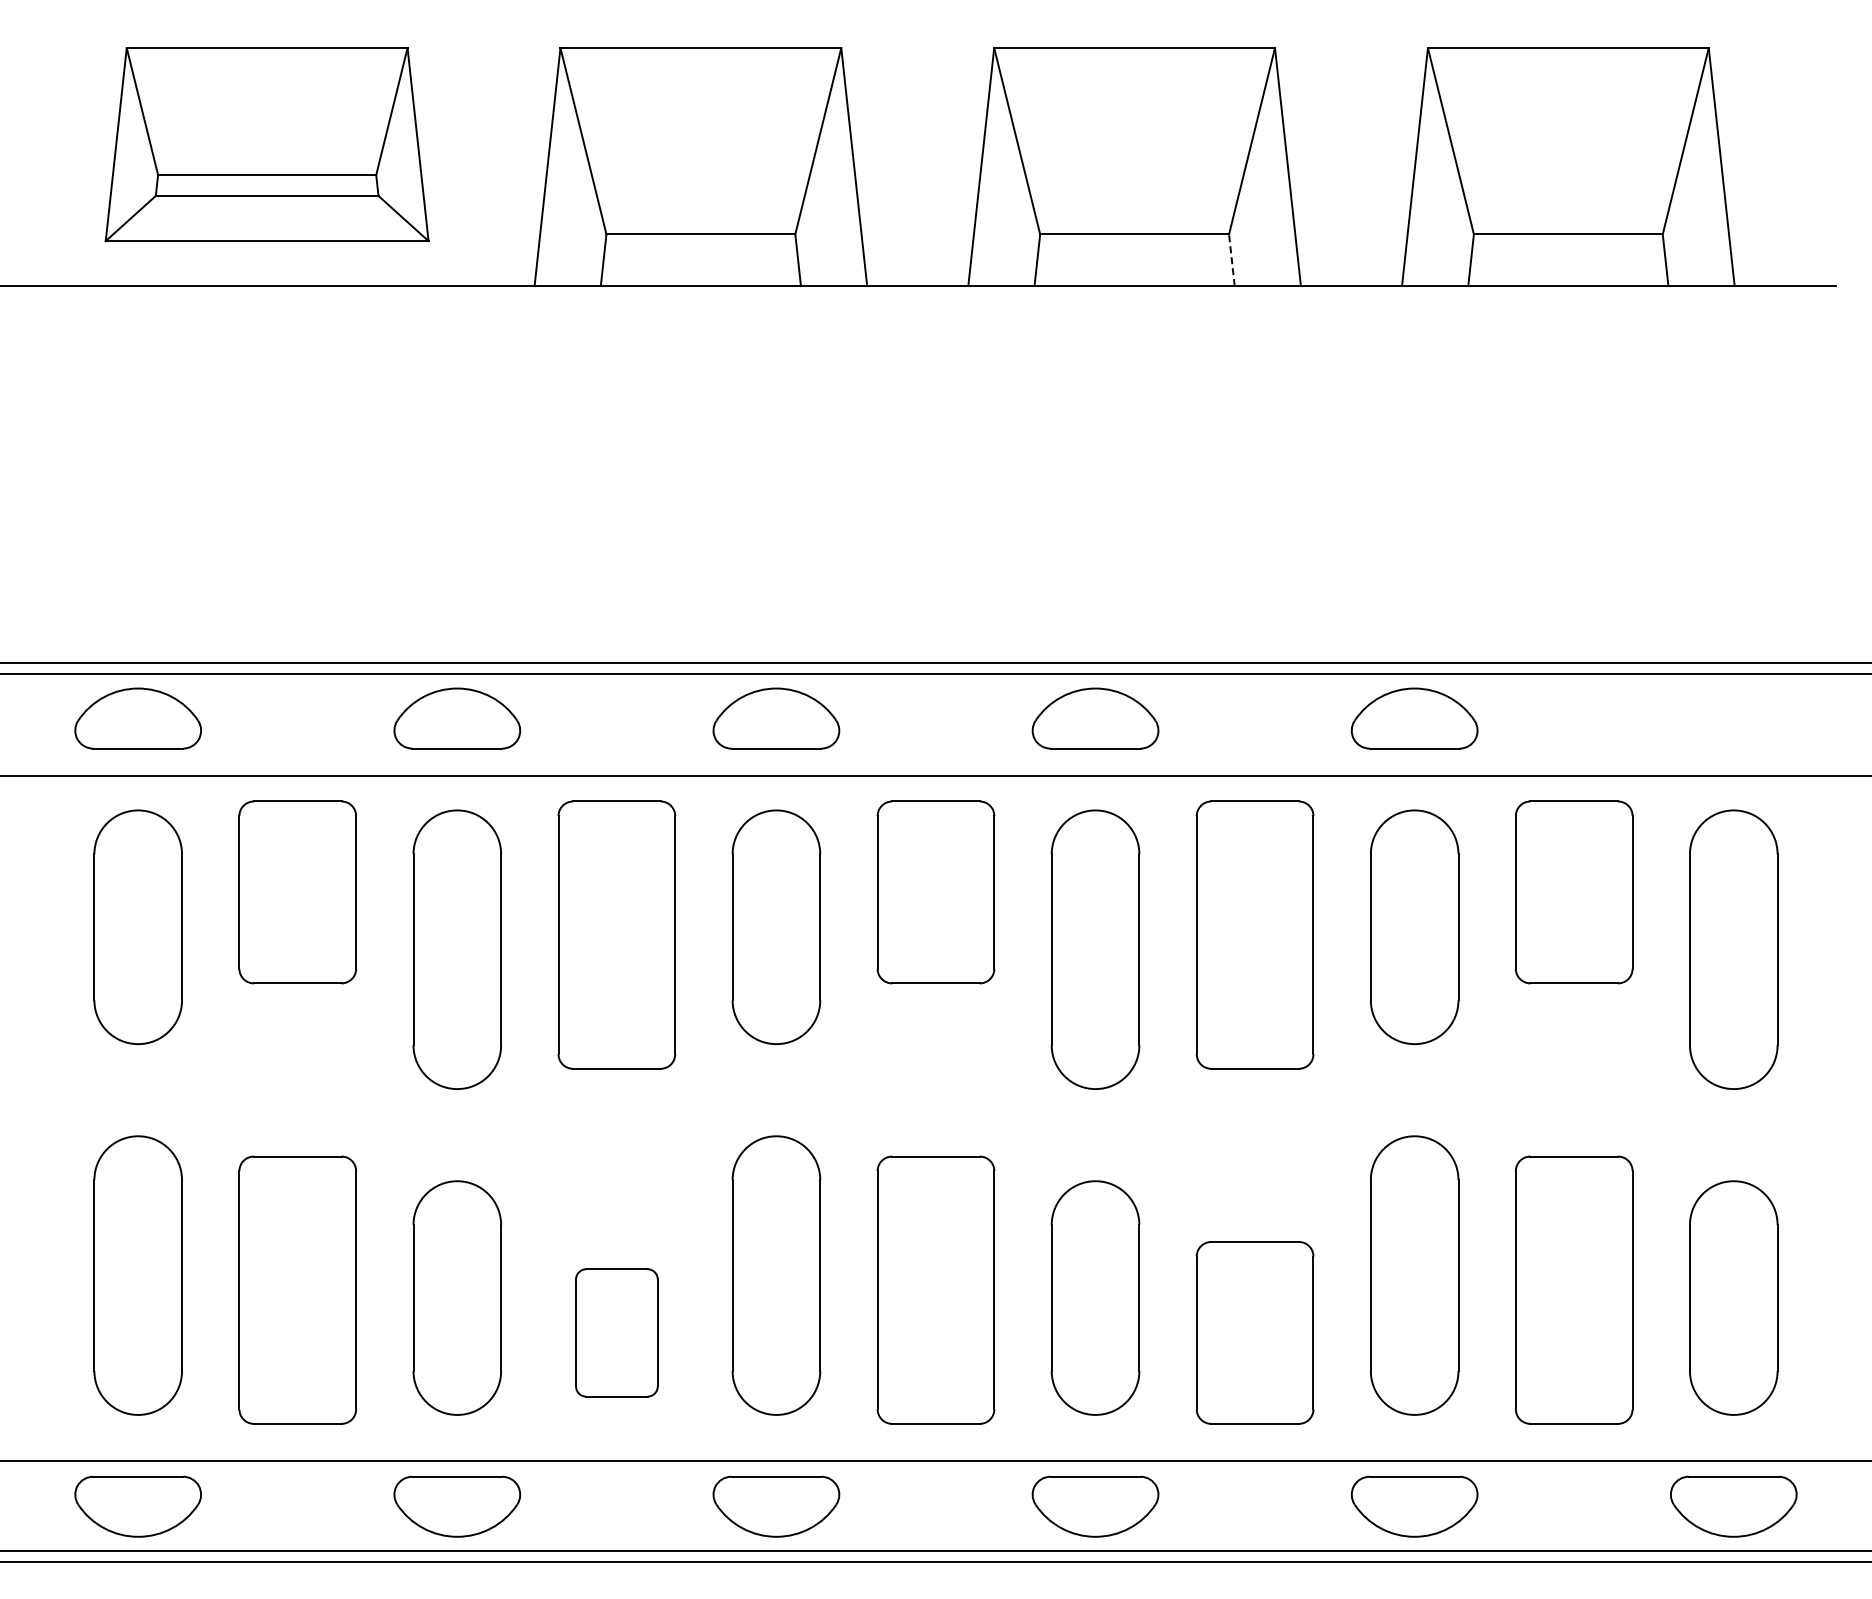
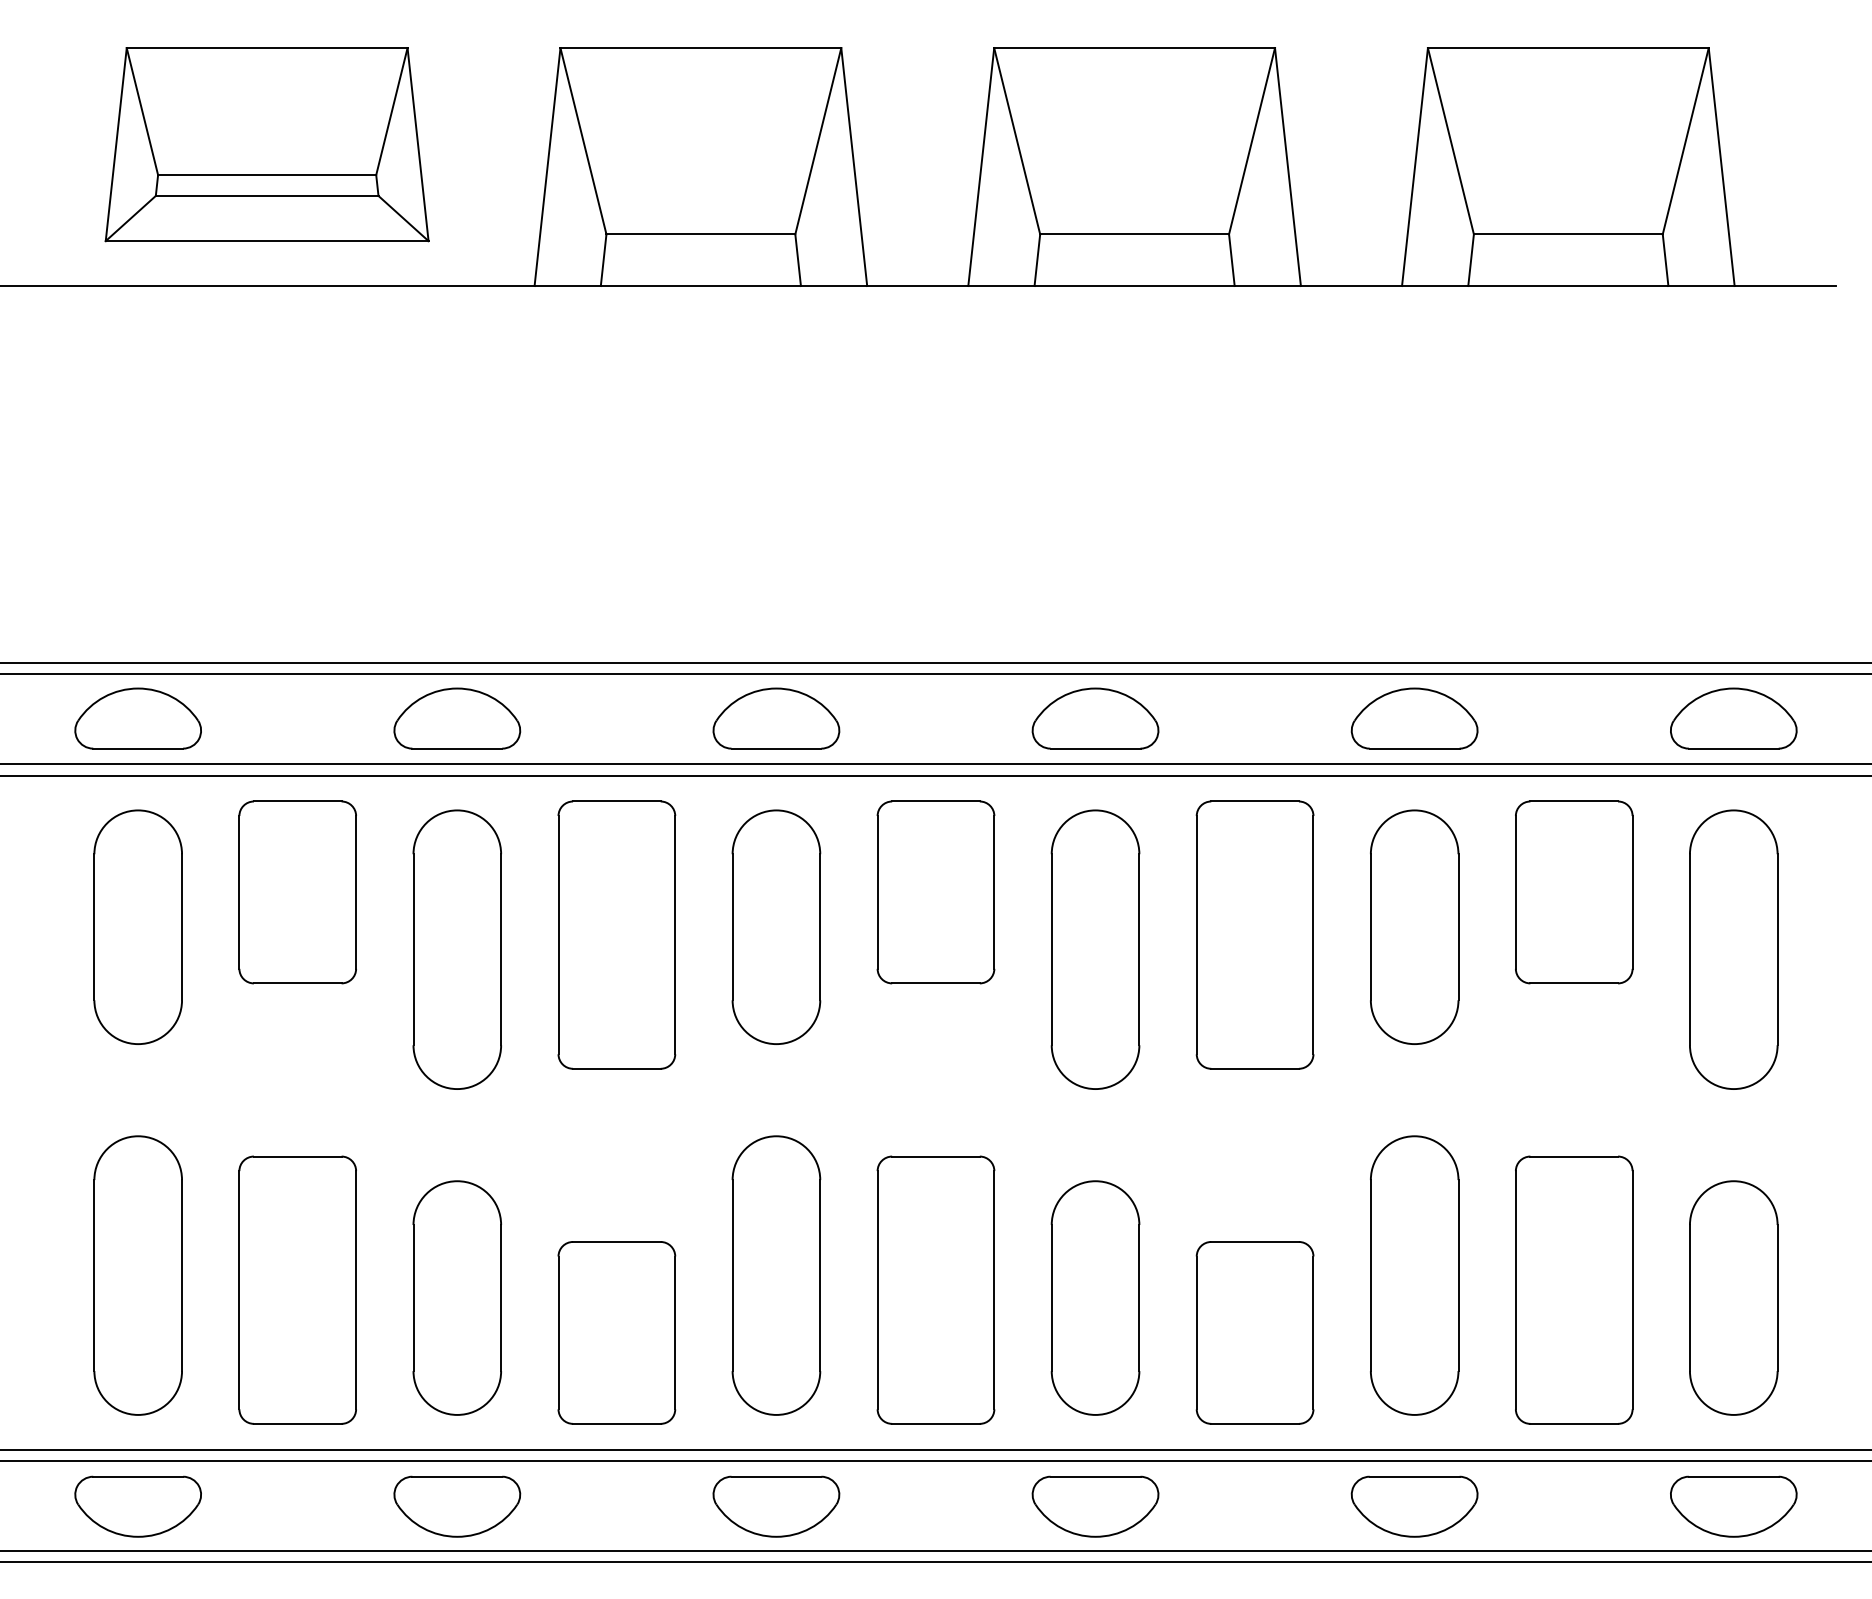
line: dashed -> solid (1231, 260)
part: none -> present (1733, 718)
line: none -> present (935, 764)
part size: 84x130 px -> 120x184 px (616, 1332)
line: none -> present (935, 1449)
